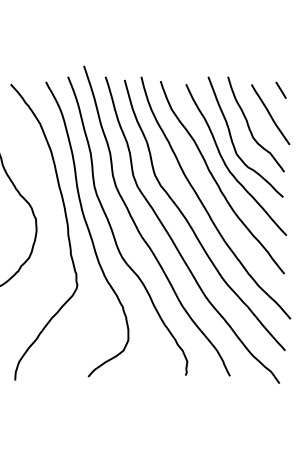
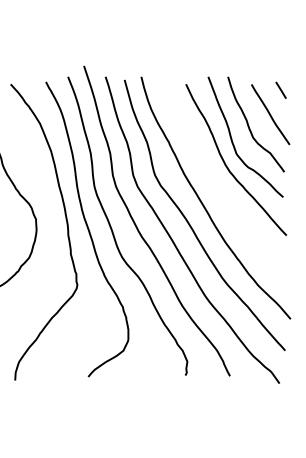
curve: present -> none (216, 180)
